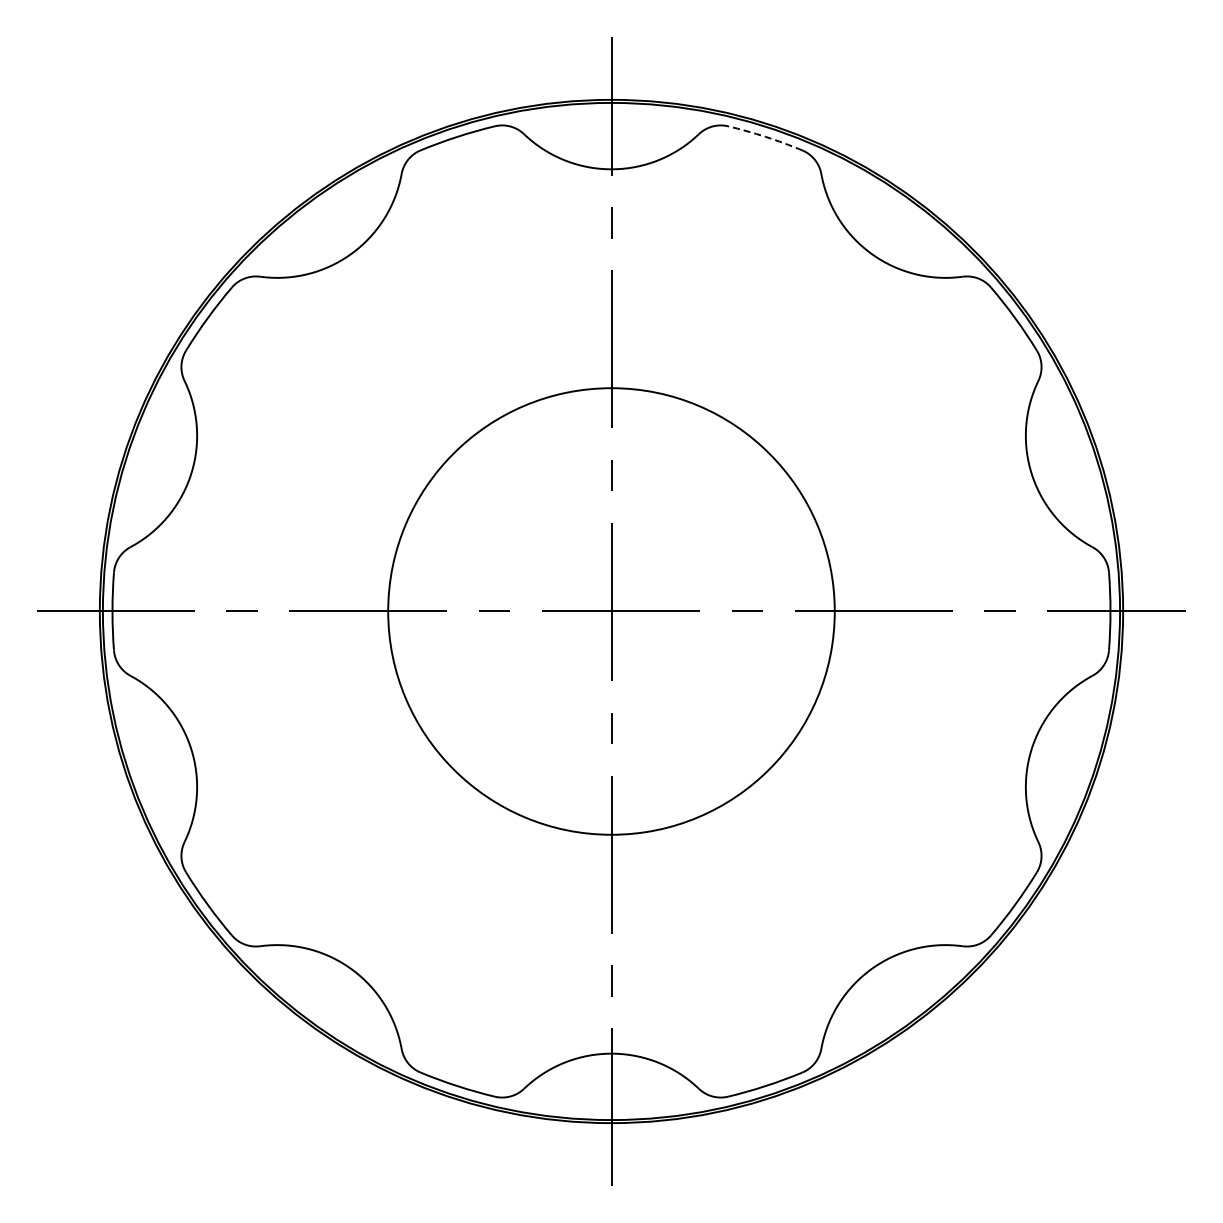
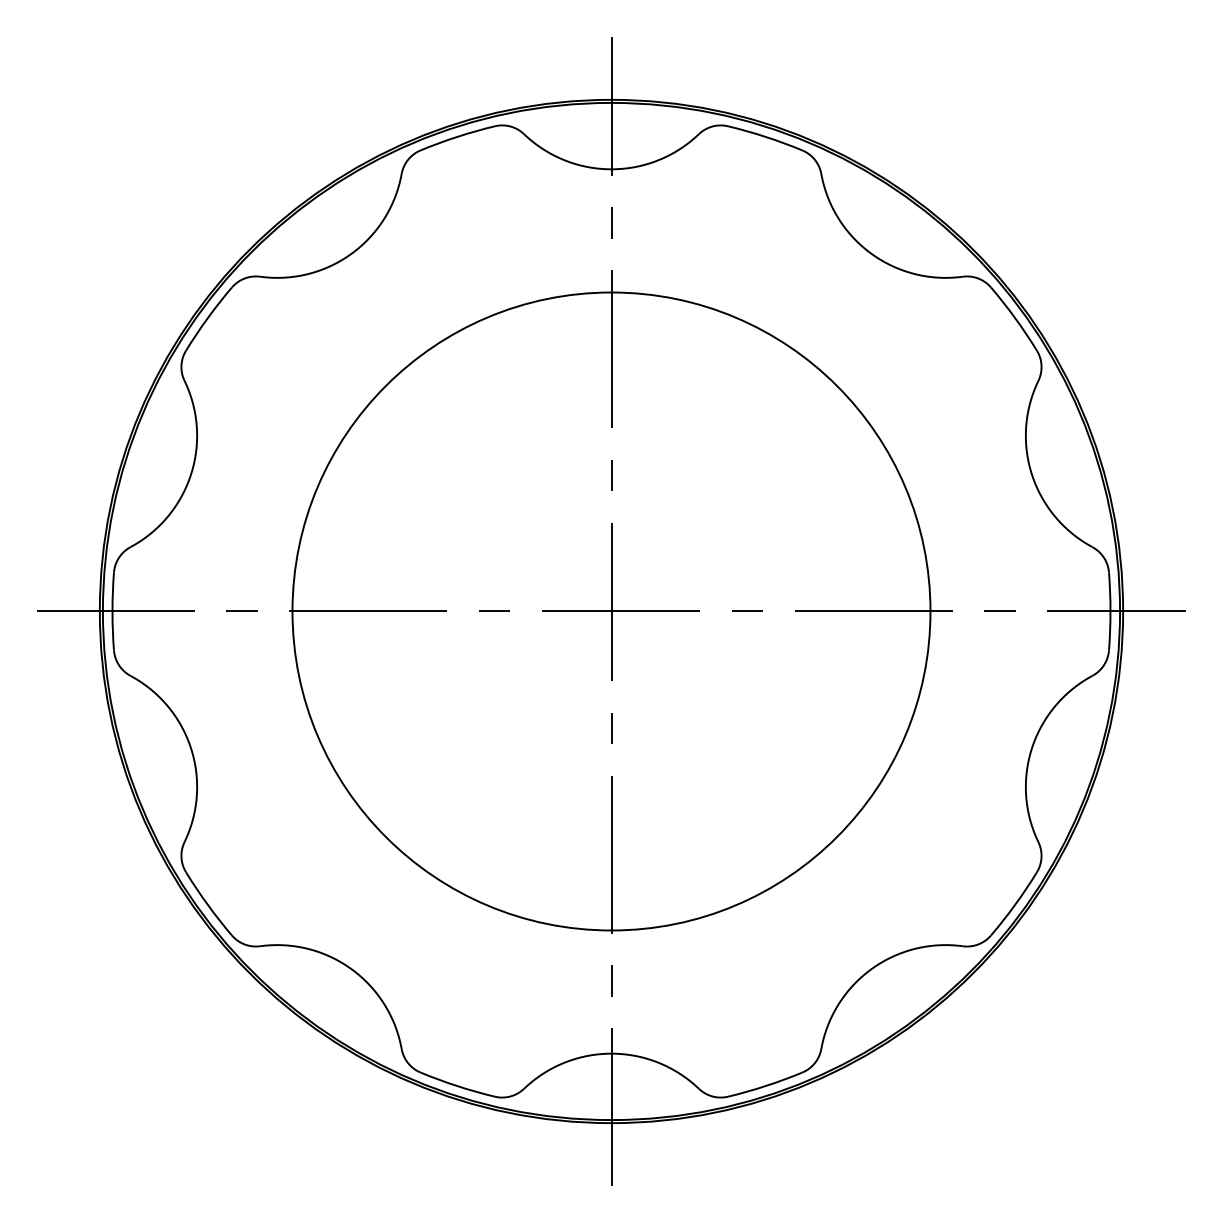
arc: dashed -> solid (765, 136)
circle diameter: 447 px -> 638 px (611, 611)
